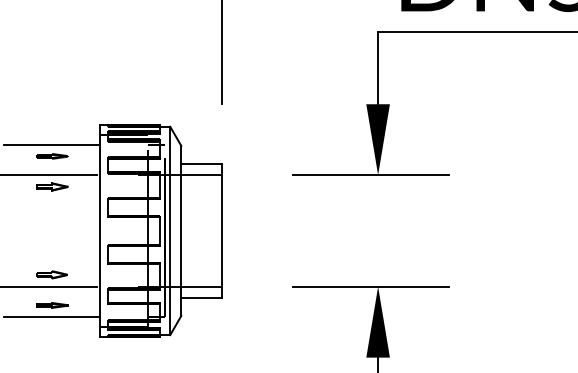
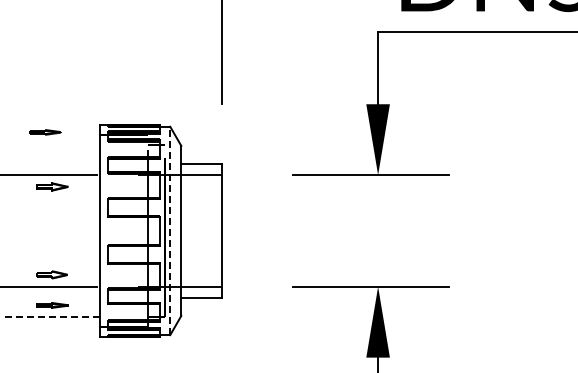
line: present -> none (51, 144)
part position: (52, 156) -> (45, 132) (45, 132)
line: solid -> dashed (170, 230)
line: solid -> dashed (52, 317)
